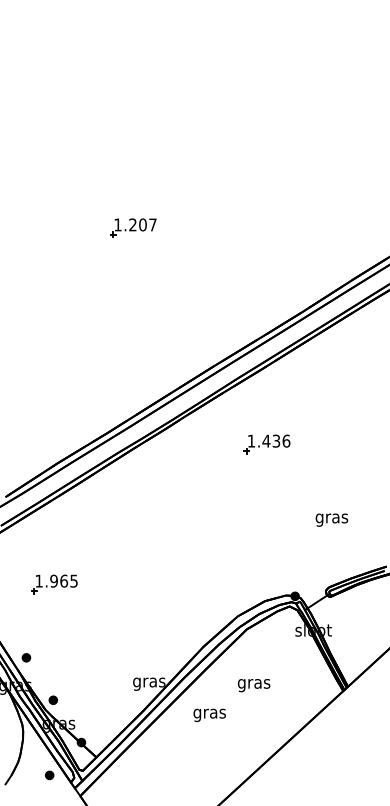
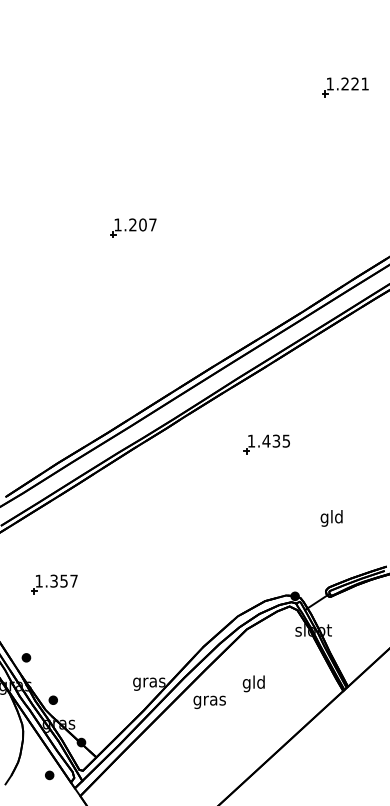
part: none -> present (345, 87)
text: 1.436 -> 1.435 (286, 440)
text: gras -> gld (331, 518)
text: 1.965 -> 1.357 (63, 580)
text: gras -> gld (253, 683)
text position: (209, 714) -> (209, 701) (209, 701)
